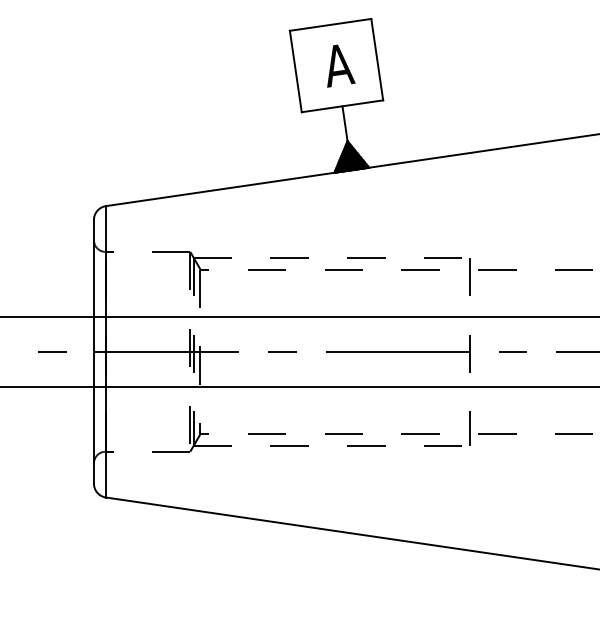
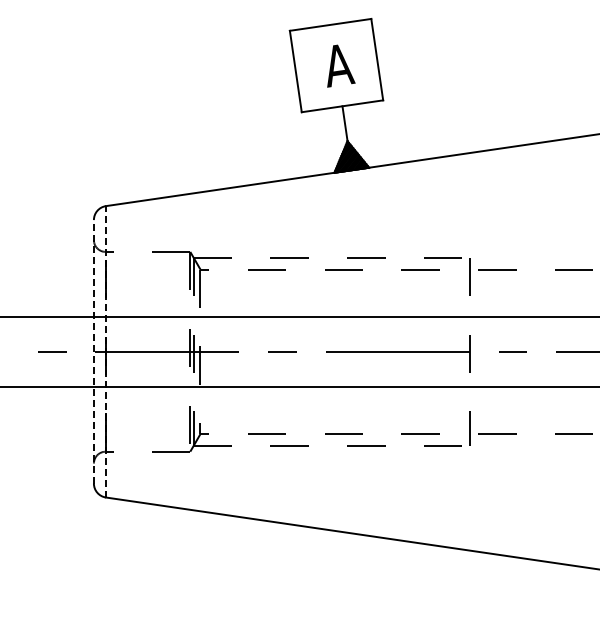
line: solid -> dashed (93, 351)
line: solid -> dashed (105, 351)
